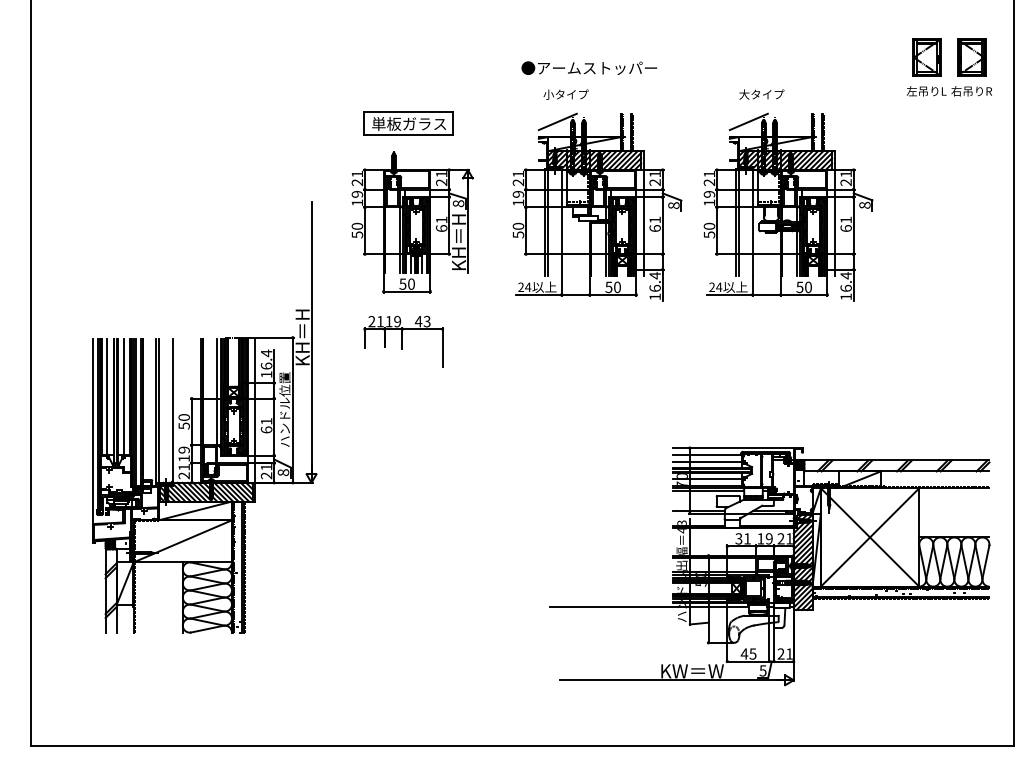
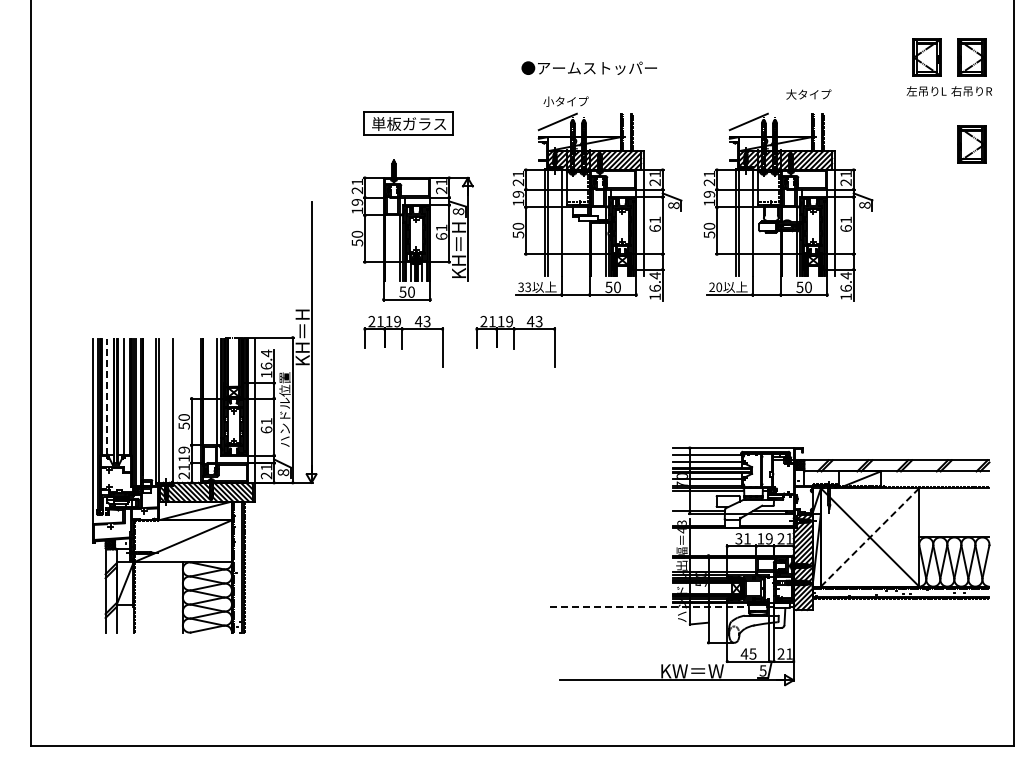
text position: (565, 94) -> (565, 101) (565, 101)
text position: (761, 94) -> (808, 94) (808, 94)
part: none -> present (971, 144)
part position: (412, 222) -> (412, 230) (412, 230)
text: 24 -> 33 (524, 287)
text: 24 -> 20 (719, 287)
part: none -> present (515, 341)
line: solid -> dashed (107, 396)
line: solid -> dashed (870, 537)
line: solid -> dashed (650, 607)
